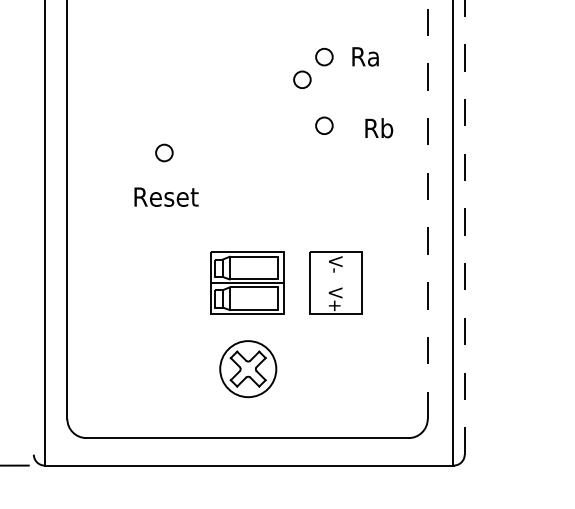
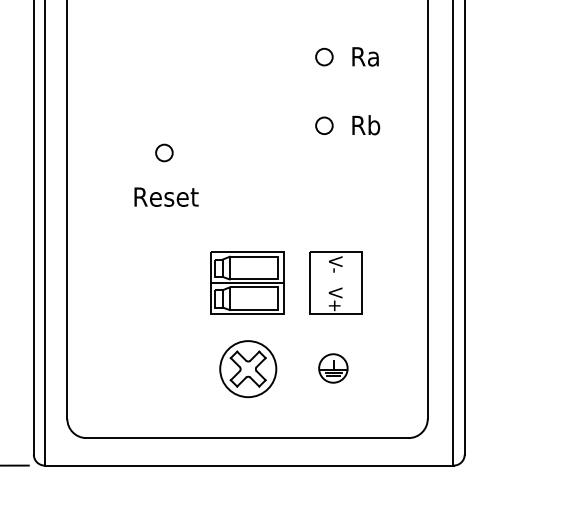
circle: present -> none (302, 79)
text position: (379, 128) -> (366, 125) (366, 125)
line: dashed -> solid (427, 209)
line: dashed -> solid (464, 227)
line: none -> present (33, 228)
part: none -> present (333, 368)
